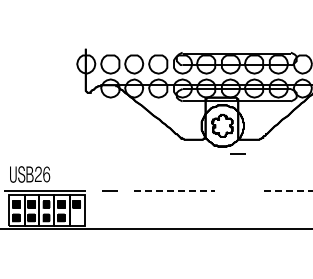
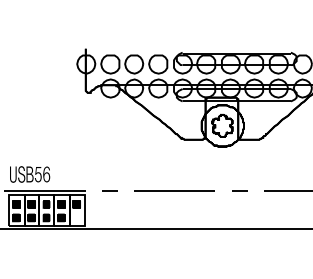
line position: (237, 153) -> (239, 190) (239, 190)
text: USB26 -> USB56 (37, 174)
line: dashed -> solid (174, 190)
line: dashed -> solid (288, 190)
